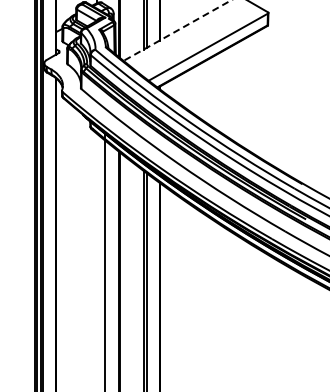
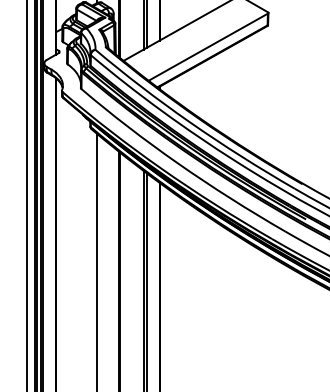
line: dashed -> solid (177, 30)
line: none -> present (26, 195)
line position: (104, 260) -> (96, 260) (96, 260)
